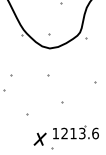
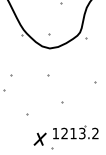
text: 1213.6 -> 1213.2 (95, 133)
